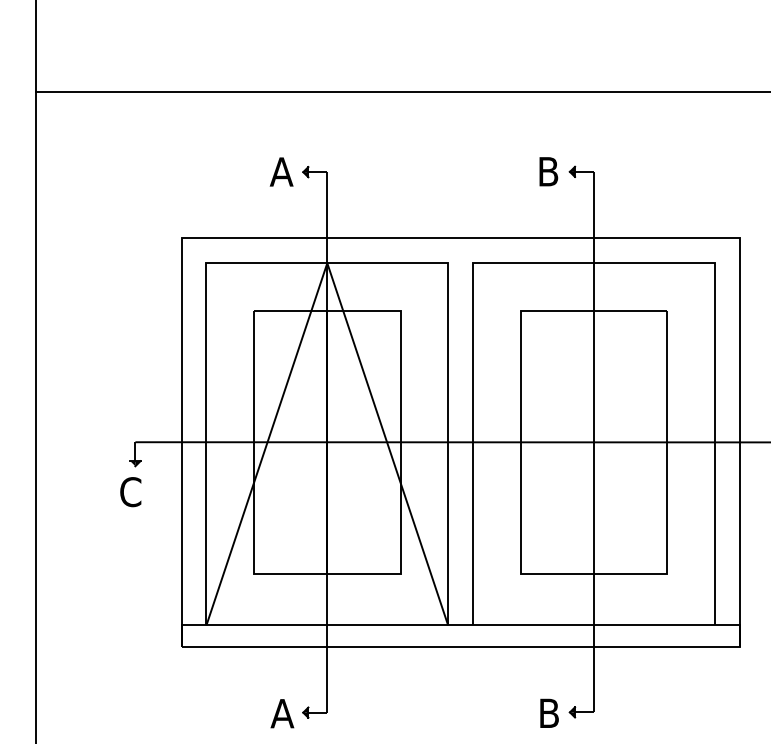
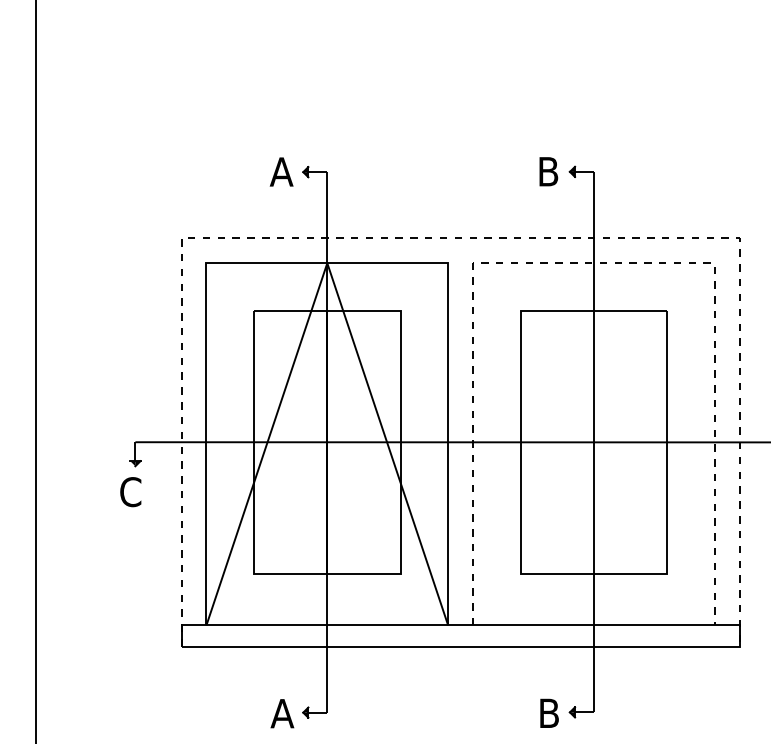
line: present -> none (401, 92)
line: solid -> dashed (461, 238)
line: solid -> dashed (593, 263)
